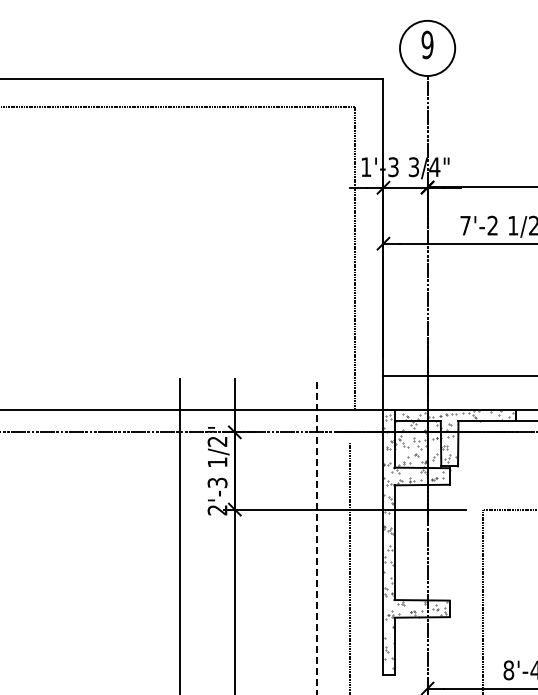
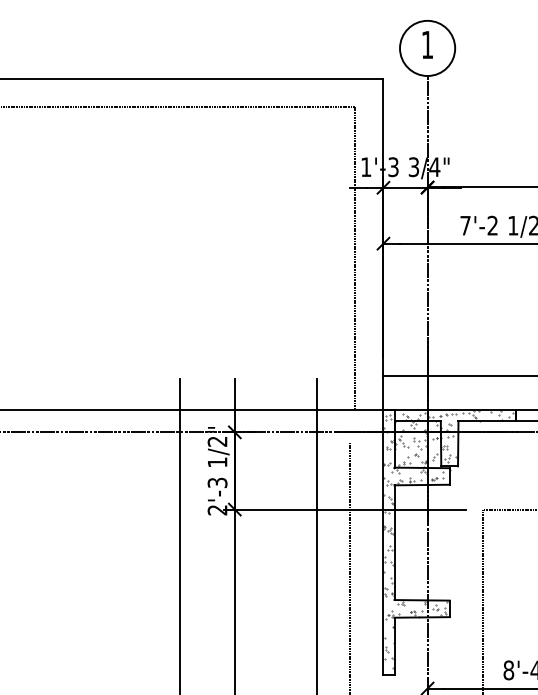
text: 9 -> 1 (427, 44)
line: dashed -> solid (317, 536)
